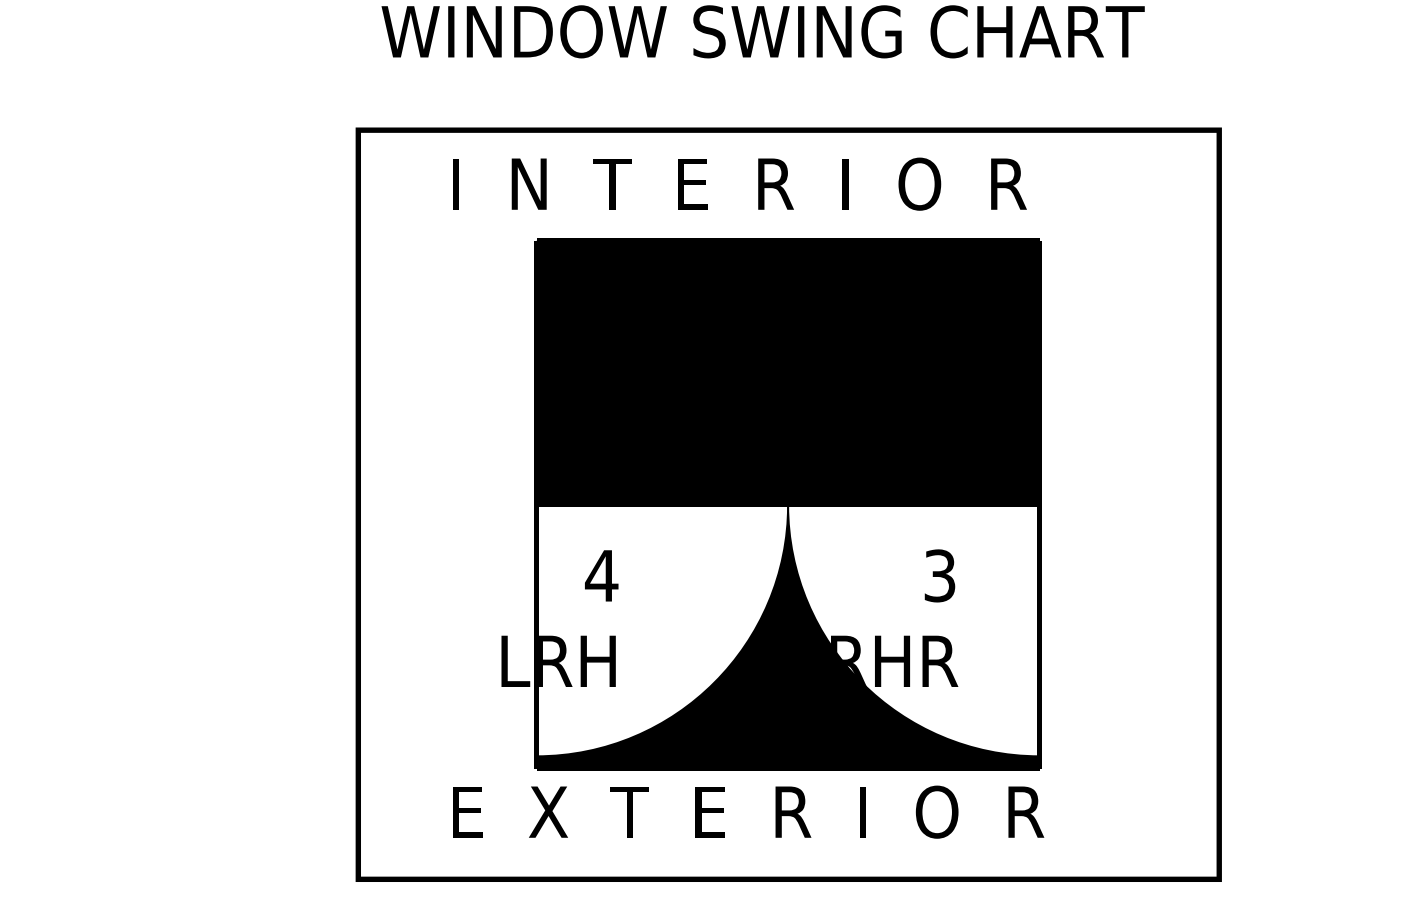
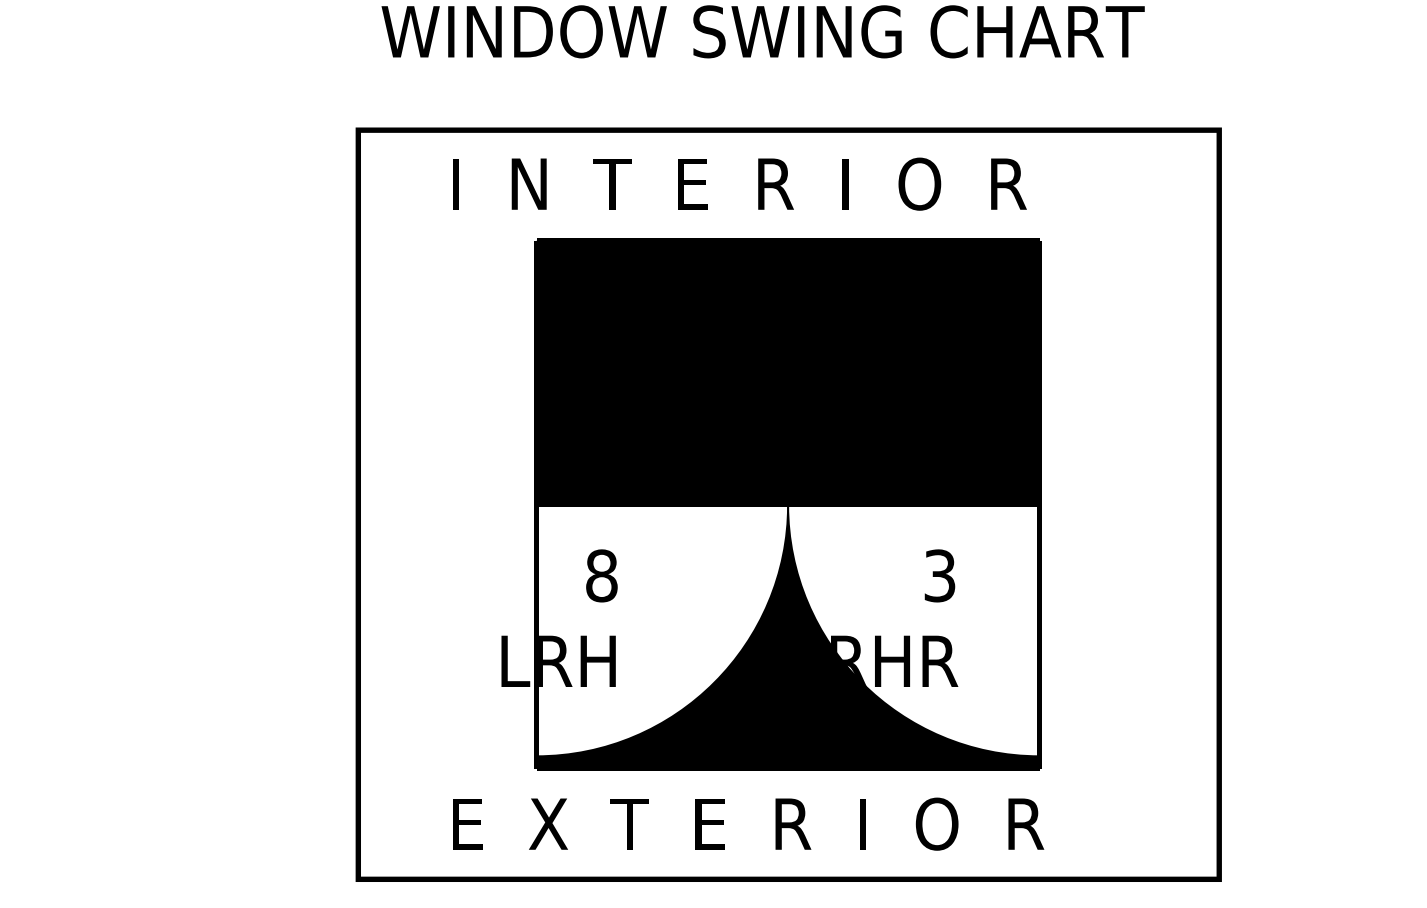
text: 4 -> 8 (601, 575)
text position: (748, 811) -> (748, 823) (748, 823)
